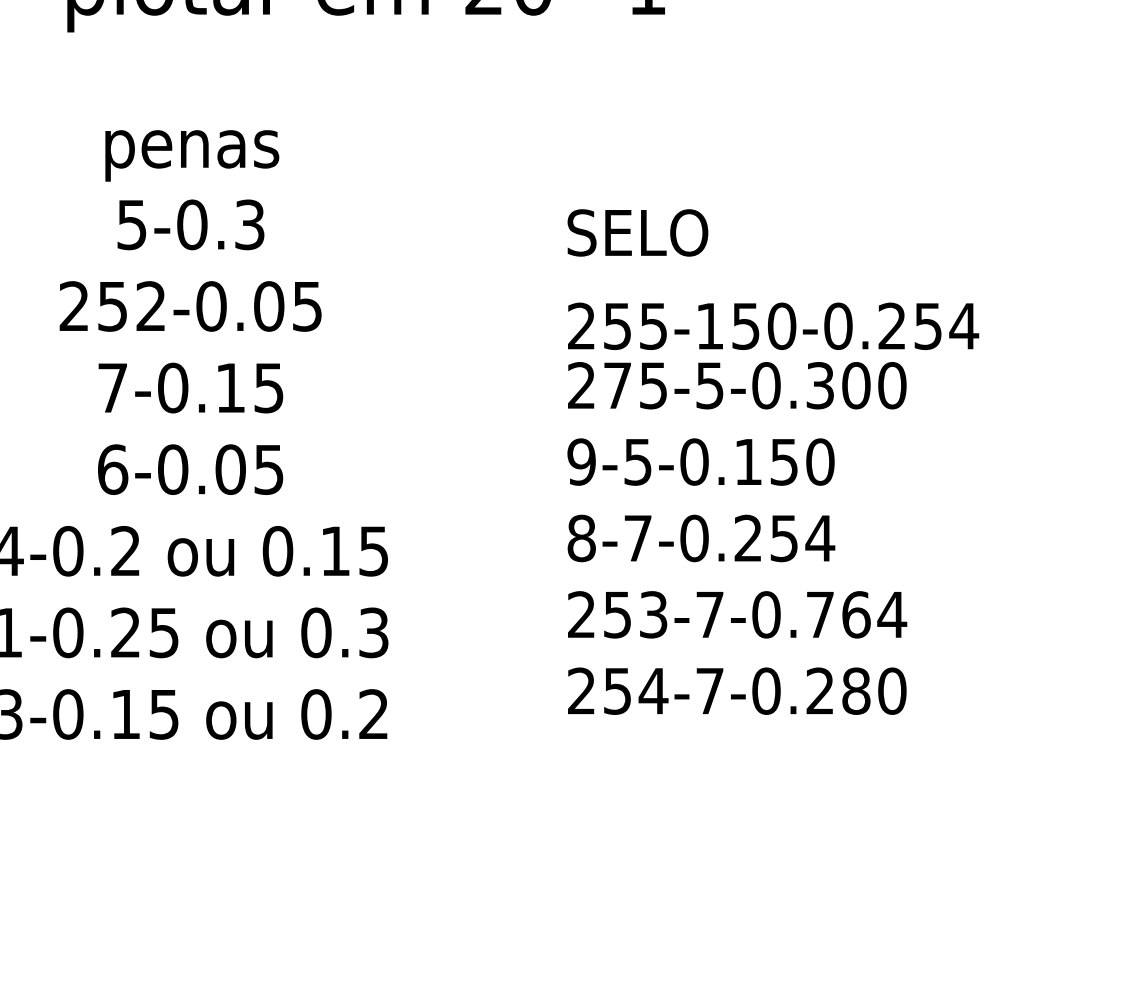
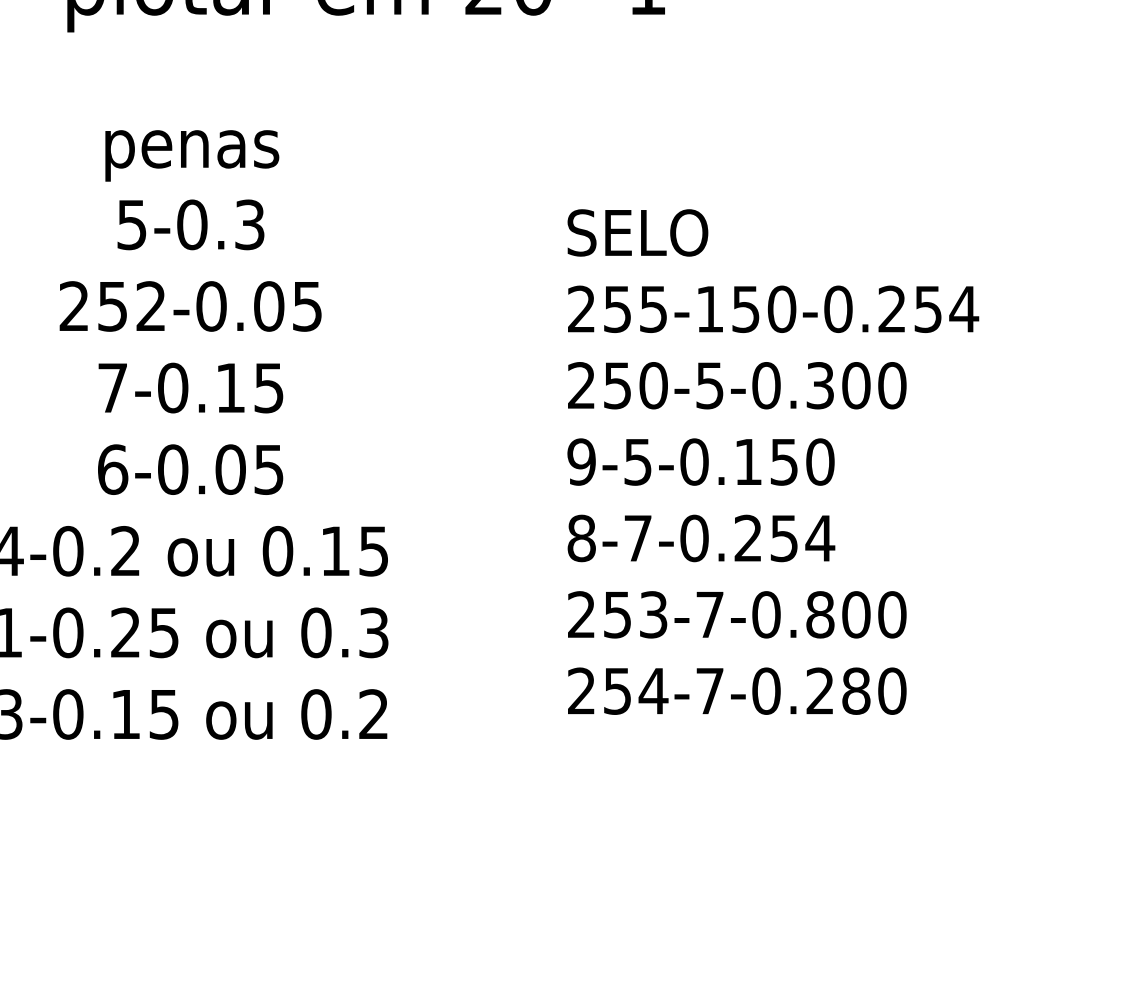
text position: (773, 325) -> (773, 308) (773, 308)
text: 275-5-0.300 -> 250-5-0.300 (635, 385)
text: 253-7-0.764 -> 253-7-0.800 (856, 614)
